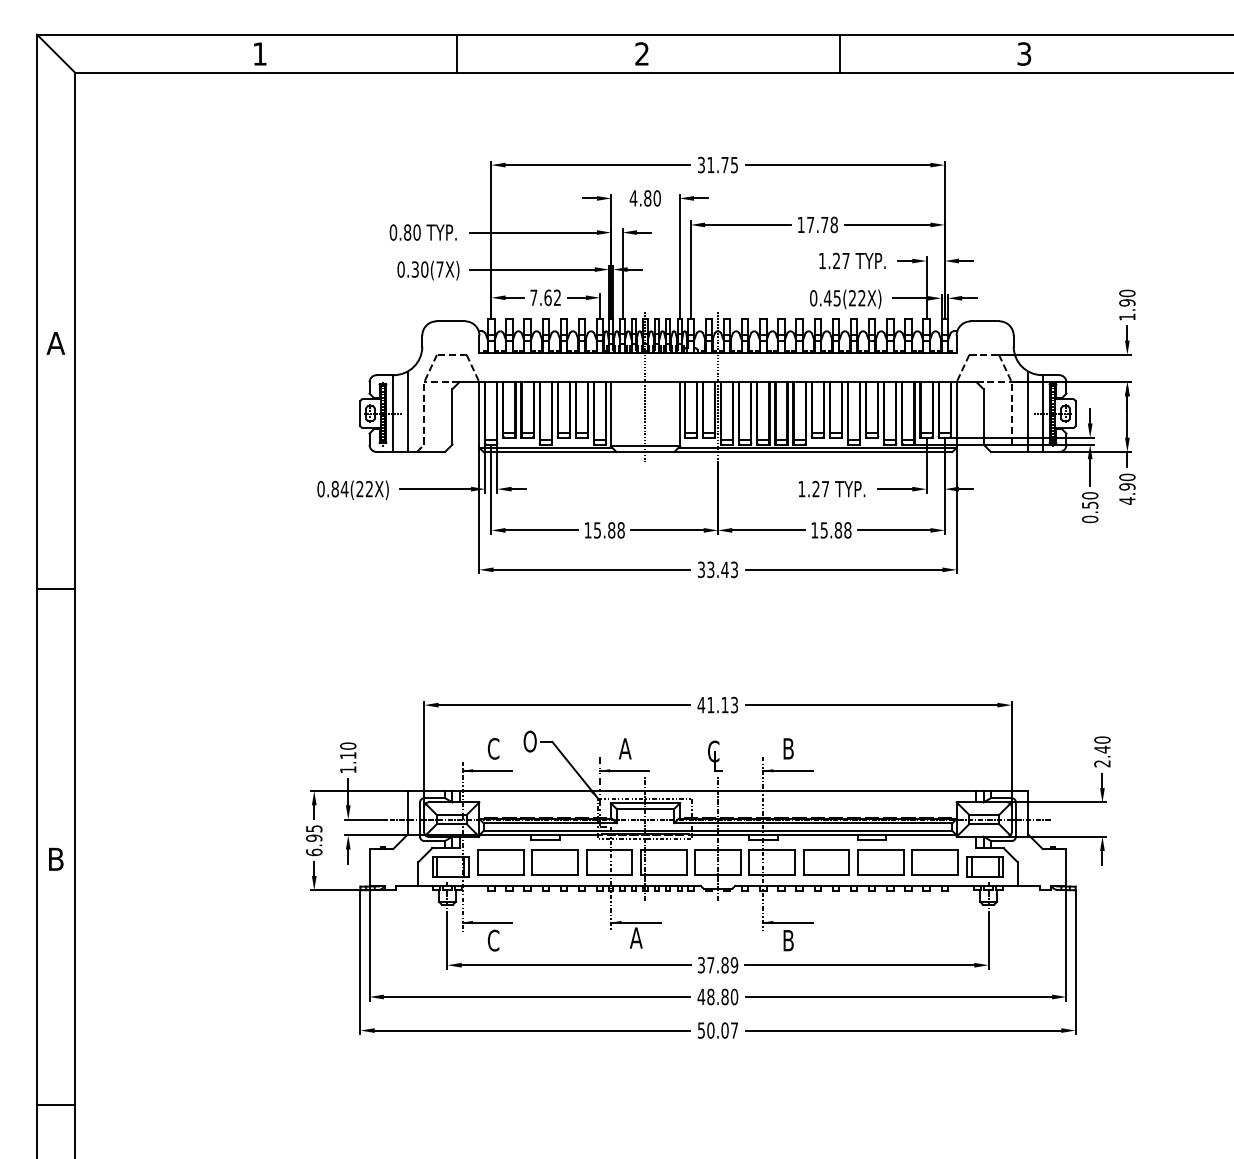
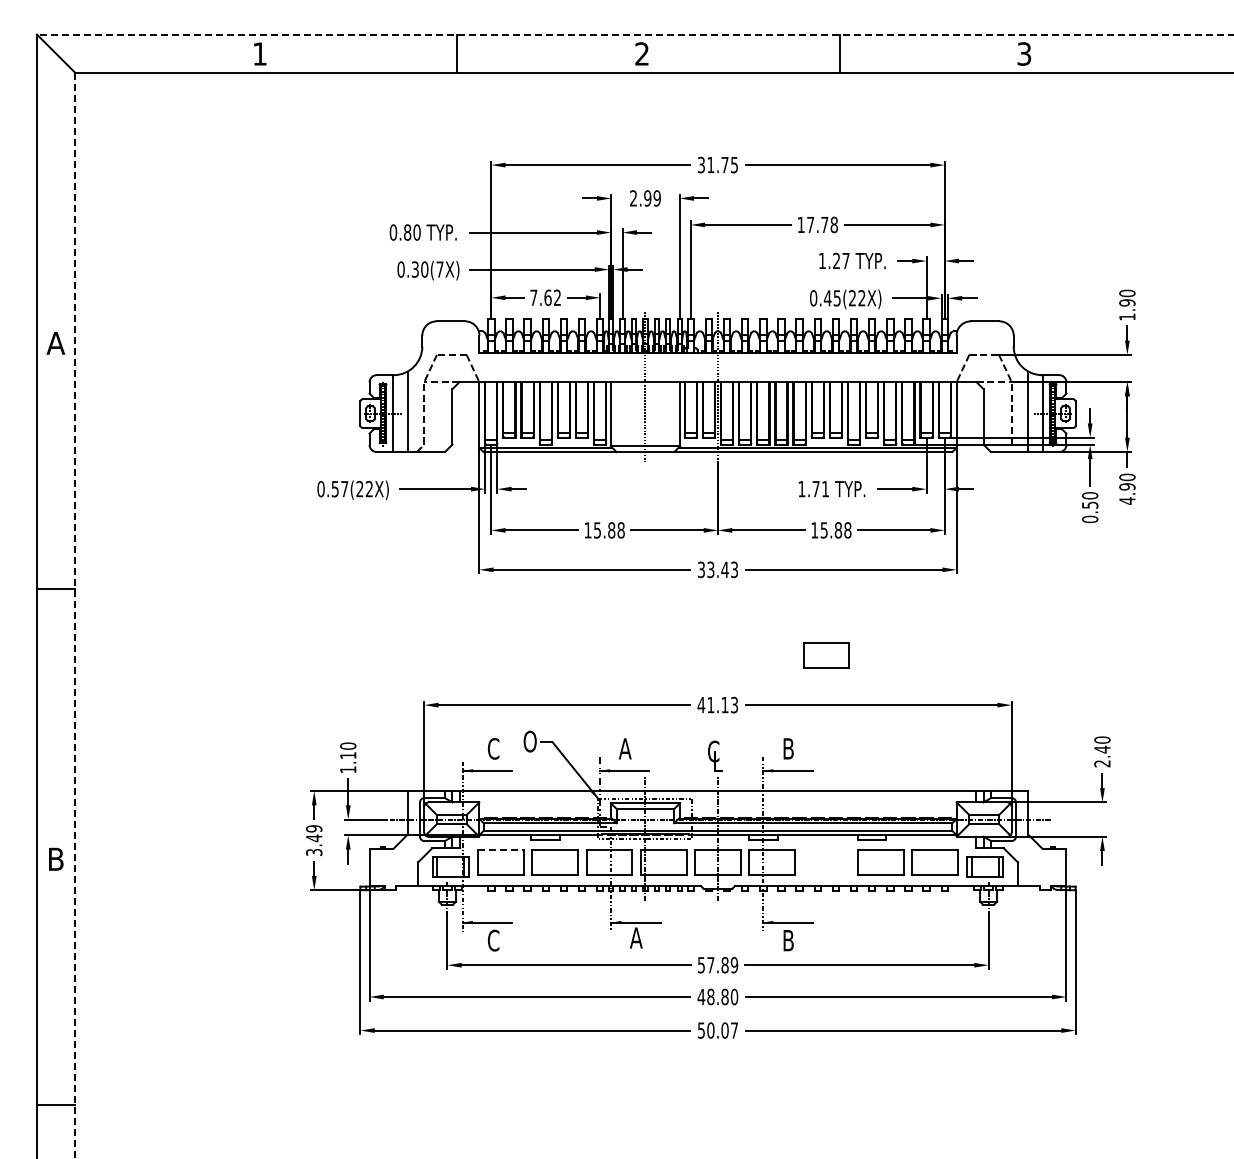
line: solid -> dashed (635, 34)
text: 4.80 -> 2.99 (644, 198)
text: 0.84(22X) -> 0.57(22X) (339, 488)
text: 1.27 -> 1.71 (820, 488)
line: solid -> dashed (75, 615)
text: 6.95 -> 3.49 (314, 840)
line: solid -> dashed (500, 849)
part position: (826, 862) -> (826, 655) (826, 655)
text: 37.89 -> 57.89 (701, 964)
